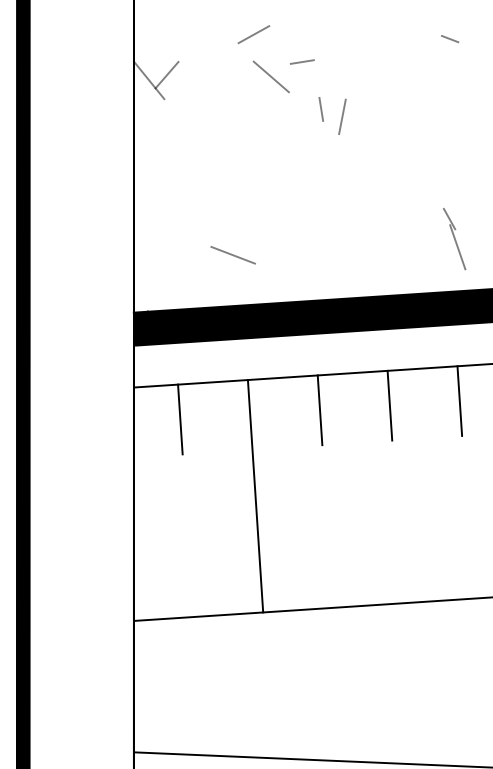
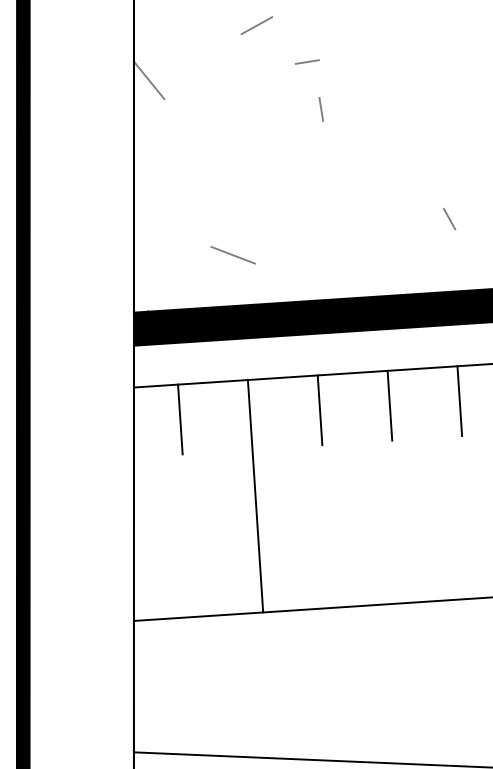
line position: (253, 34) -> (256, 25) (256, 25)
line: present -> none (449, 39)
line position: (302, 61) -> (307, 61) (307, 61)
line: present -> none (166, 75)
line: present -> none (270, 76)
line: present -> none (342, 116)
line: present -> none (457, 247)
